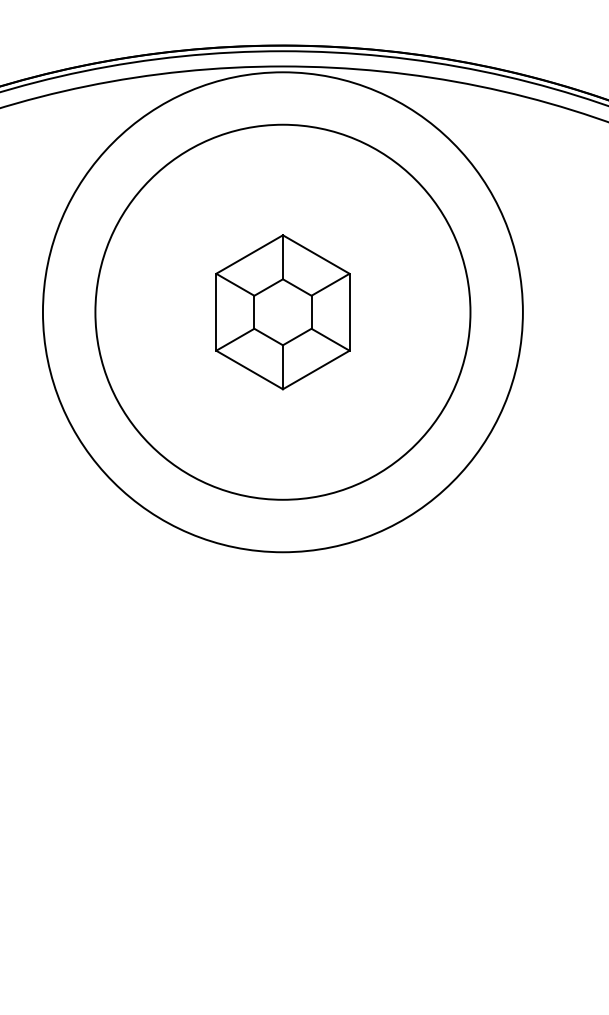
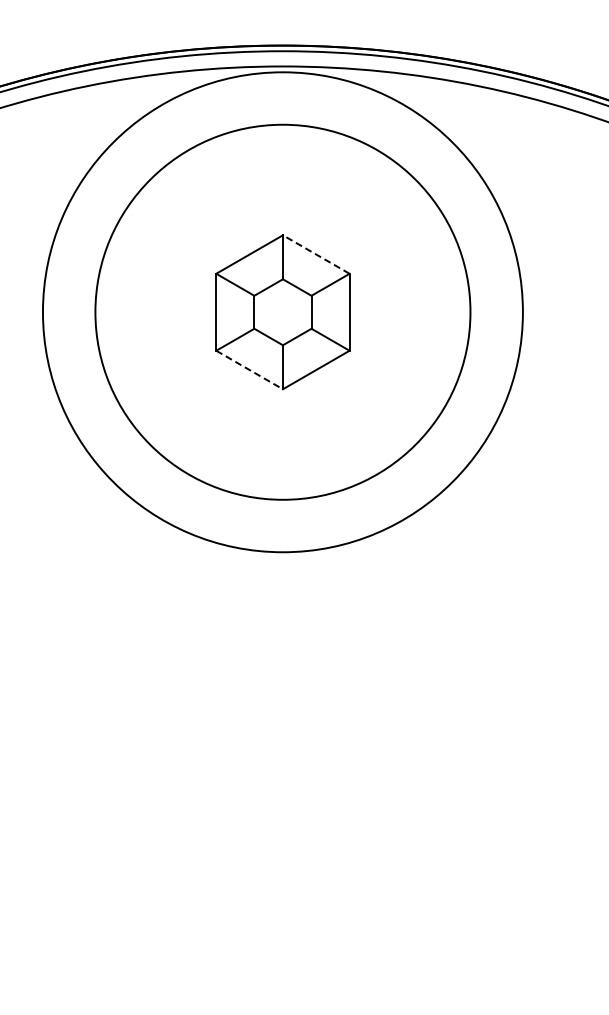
line: solid -> dashed (315, 254)
line: solid -> dashed (250, 370)
